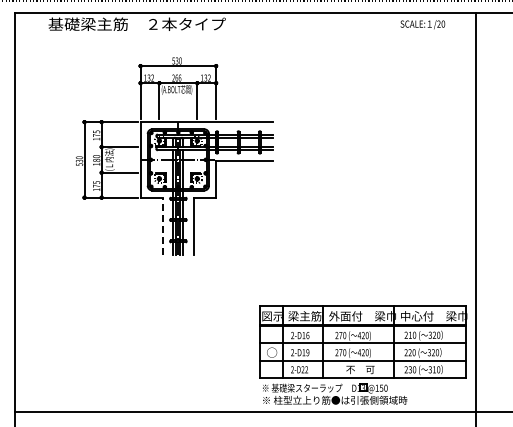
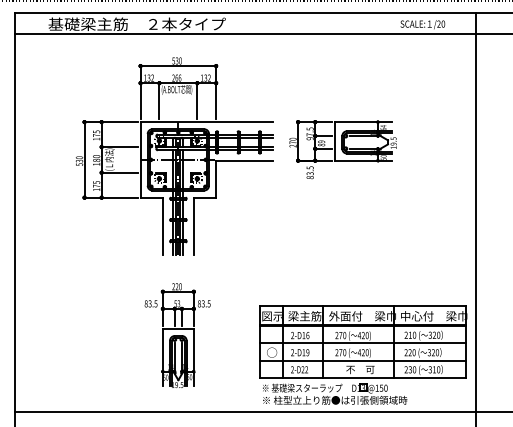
line: none -> present (262, 34)
part: none -> present (342, 149)
line: dashed -> solid (162, 226)
part: none -> present (177, 335)
